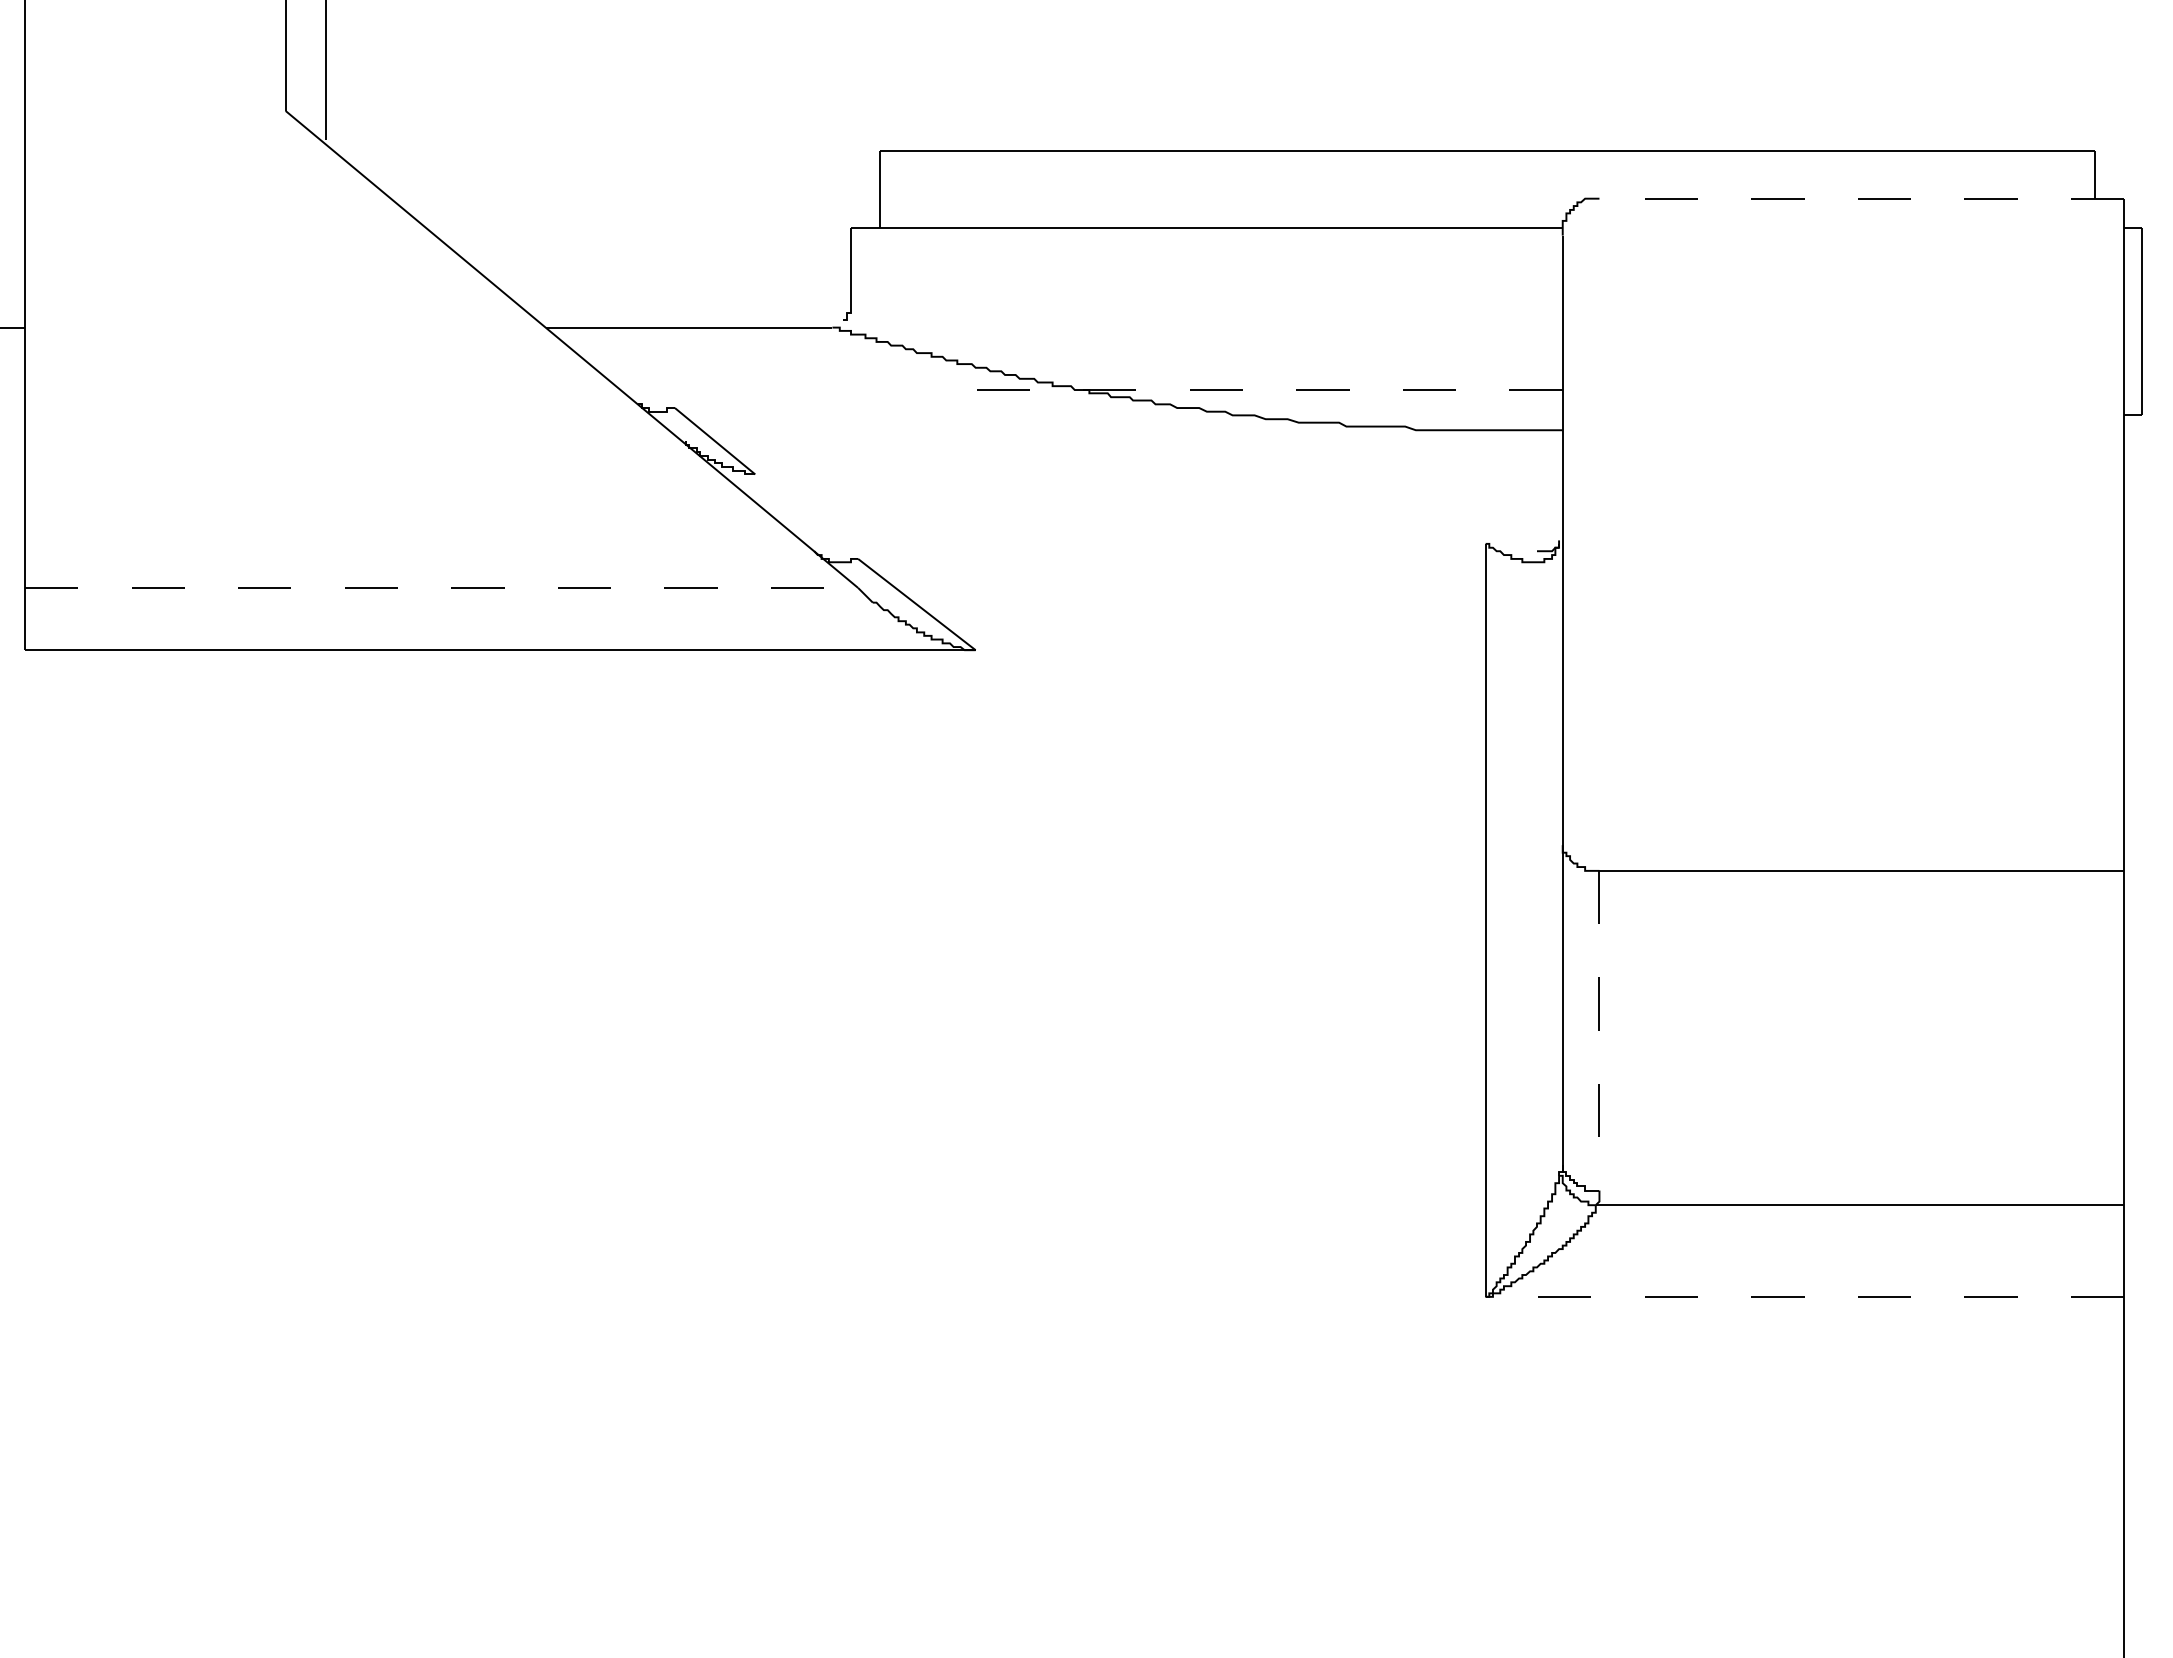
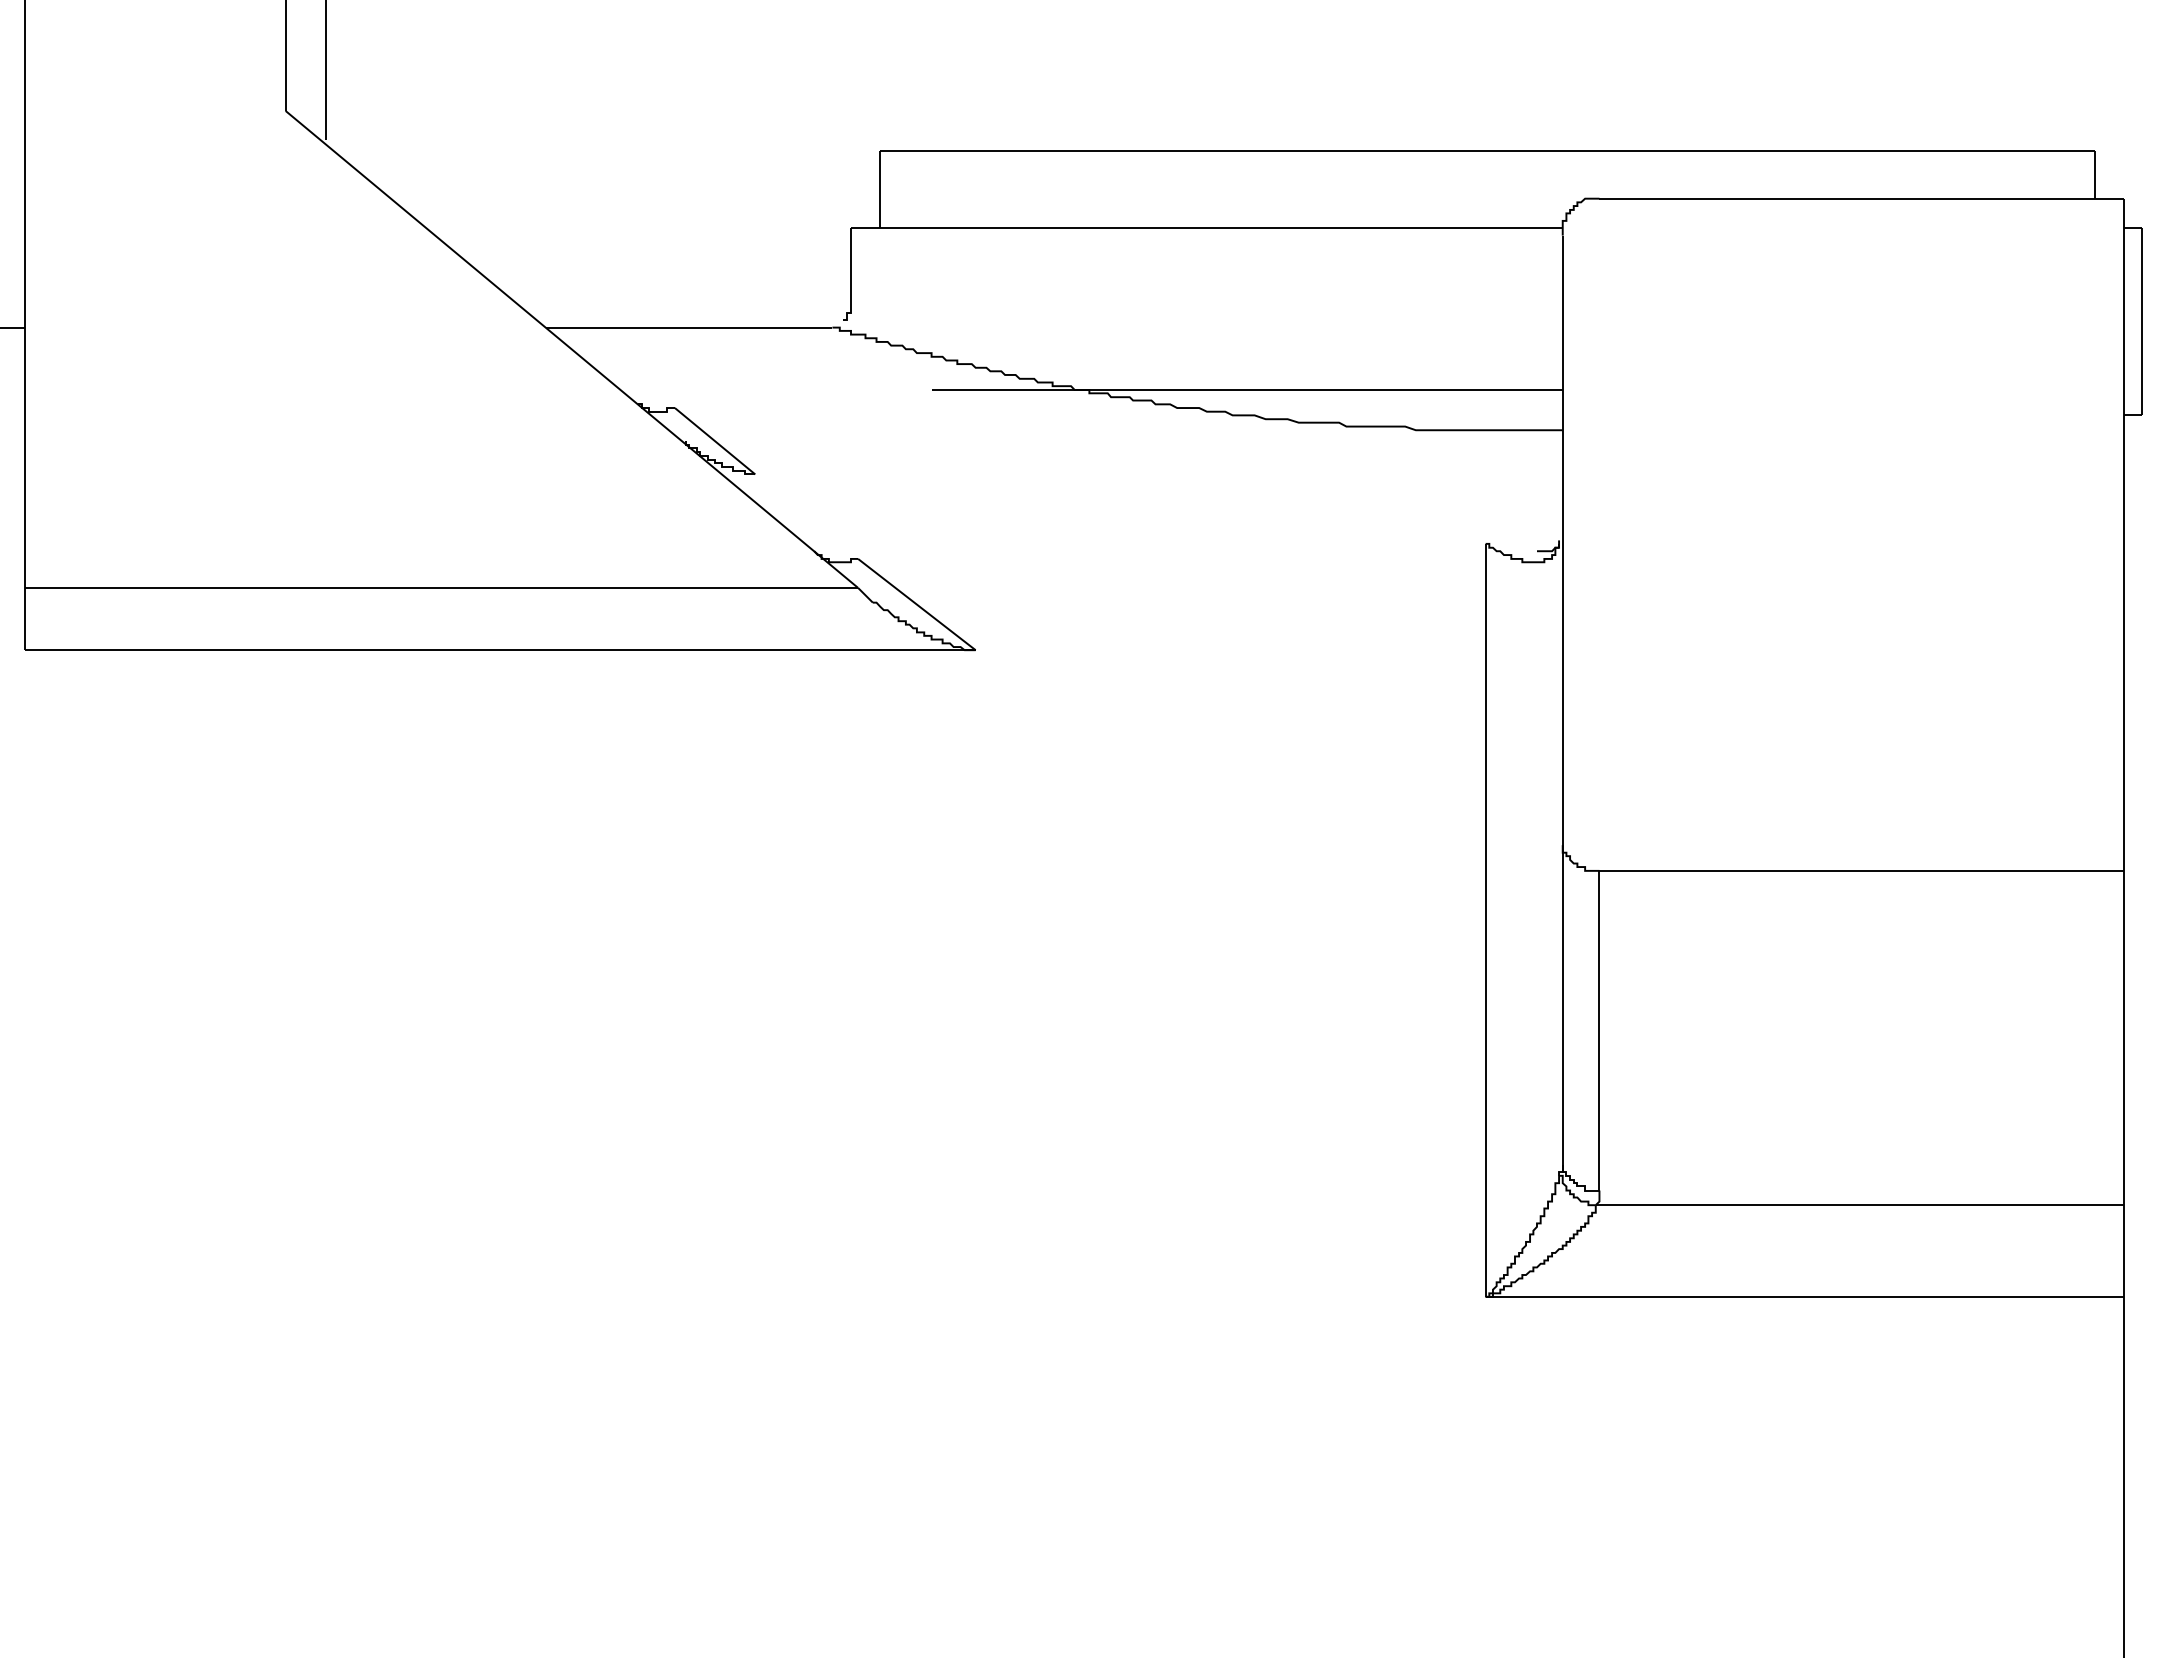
line: dashed -> solid (1861, 198)
line: dashed -> solid (1247, 390)
line: dashed -> solid (441, 587)
line: dashed -> solid (1599, 1030)
line: dashed -> solid (1804, 1296)
